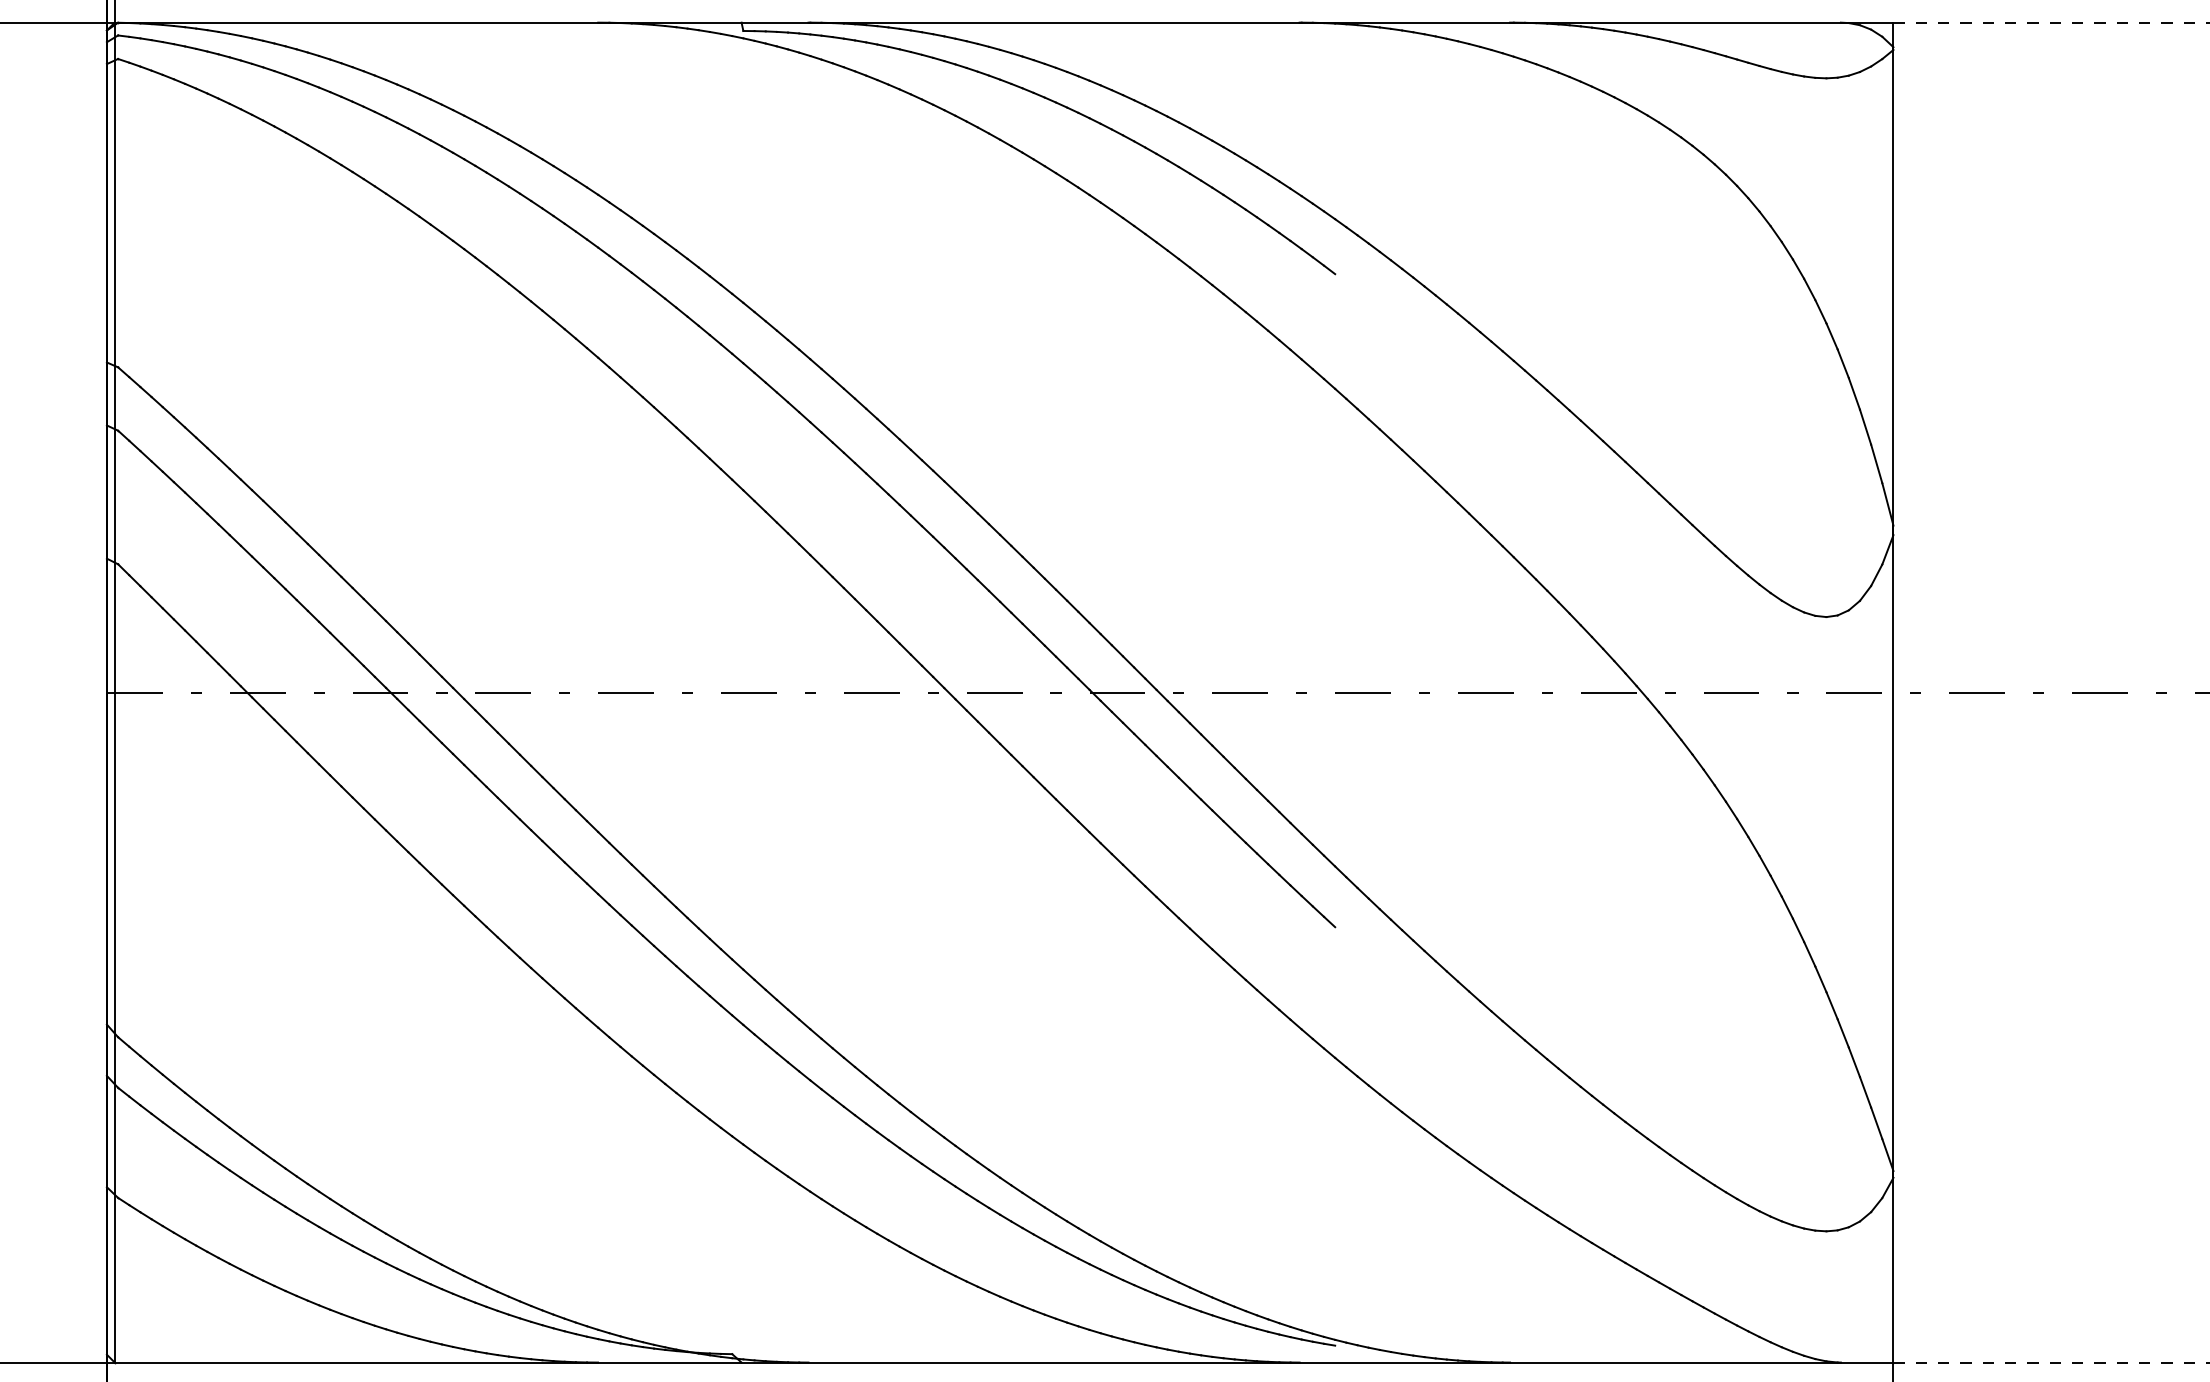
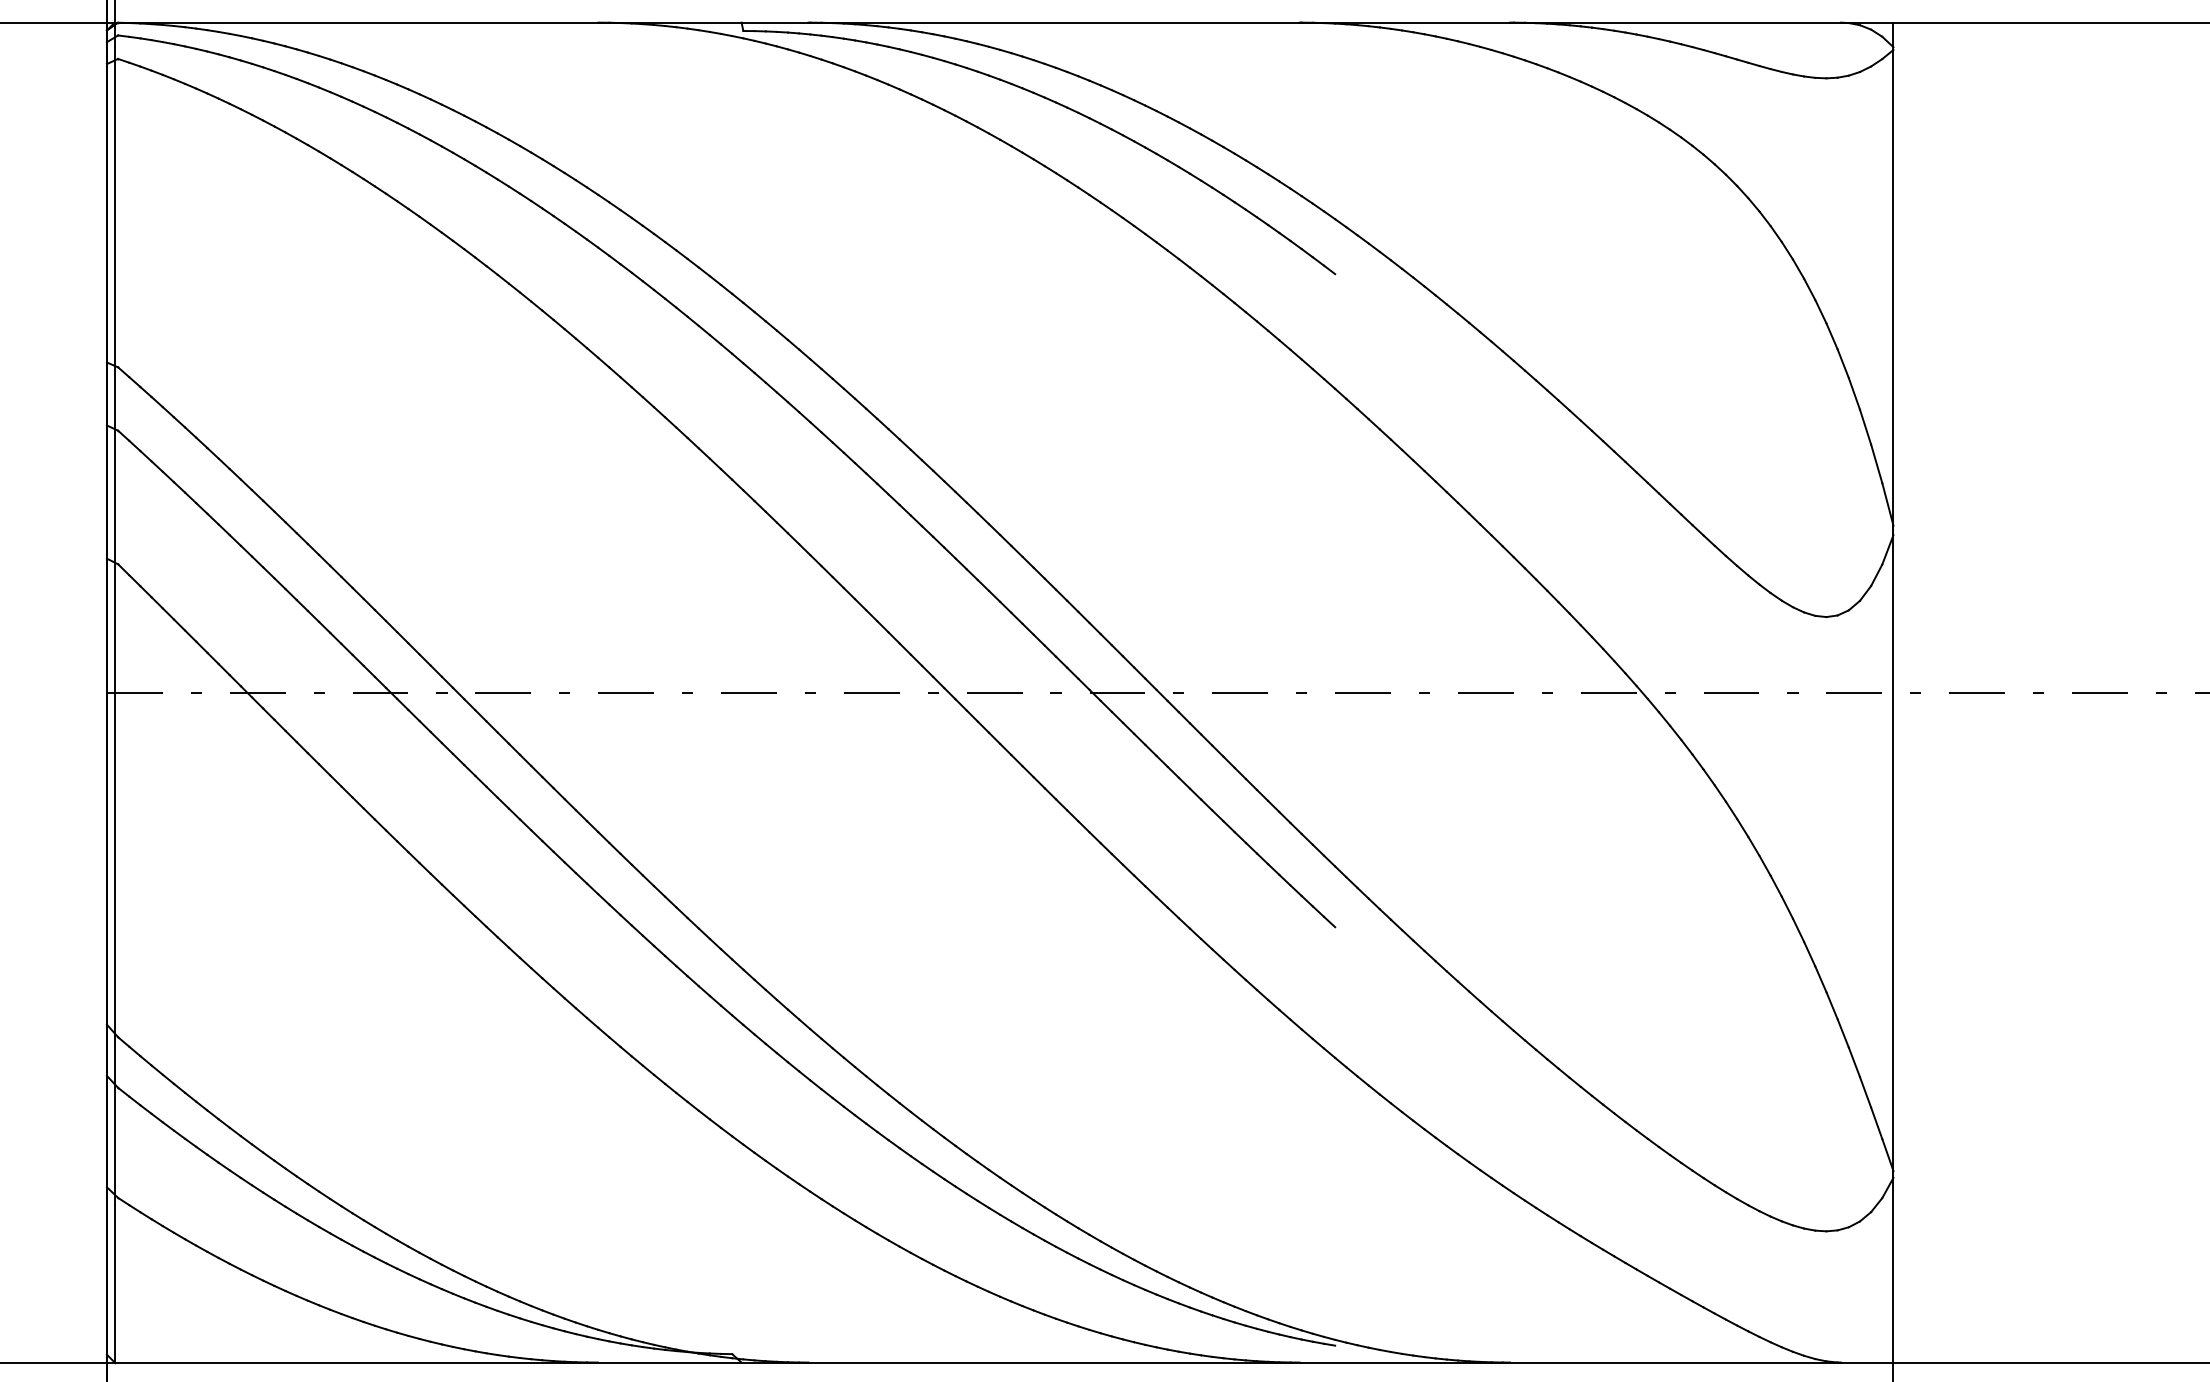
line: dashed -> solid (2051, 22)
line: dashed -> solid (2051, 1362)
